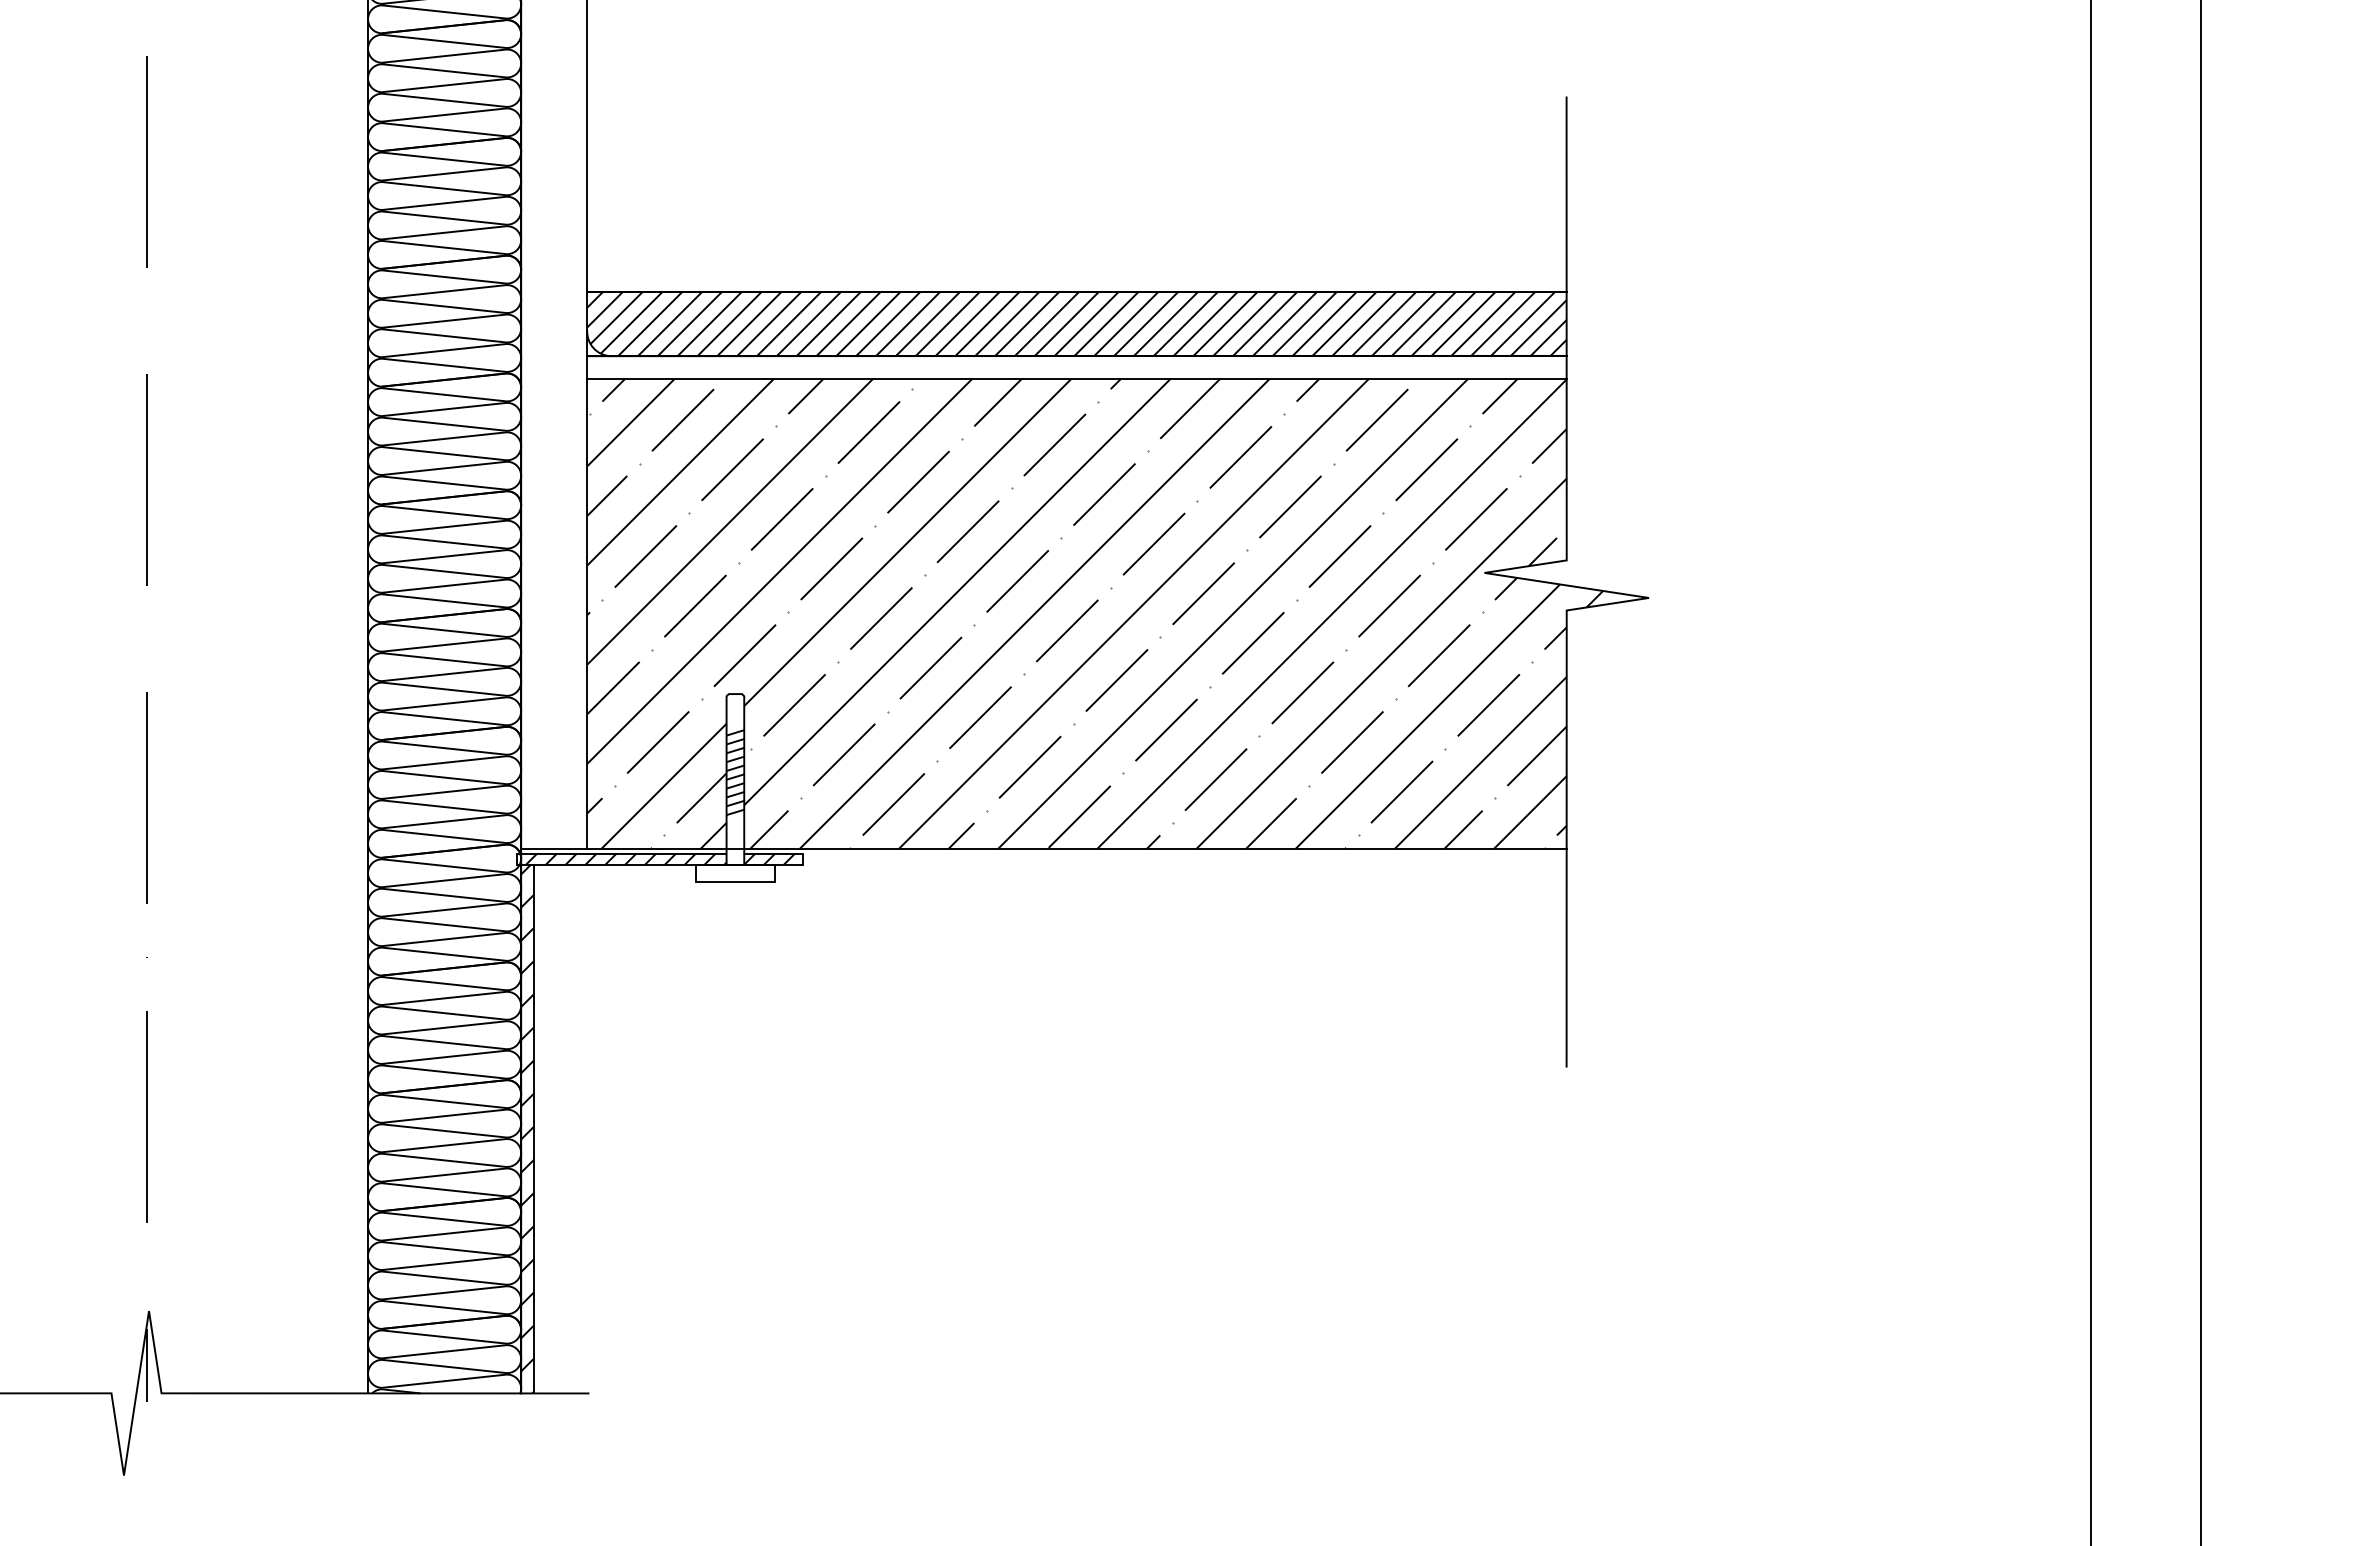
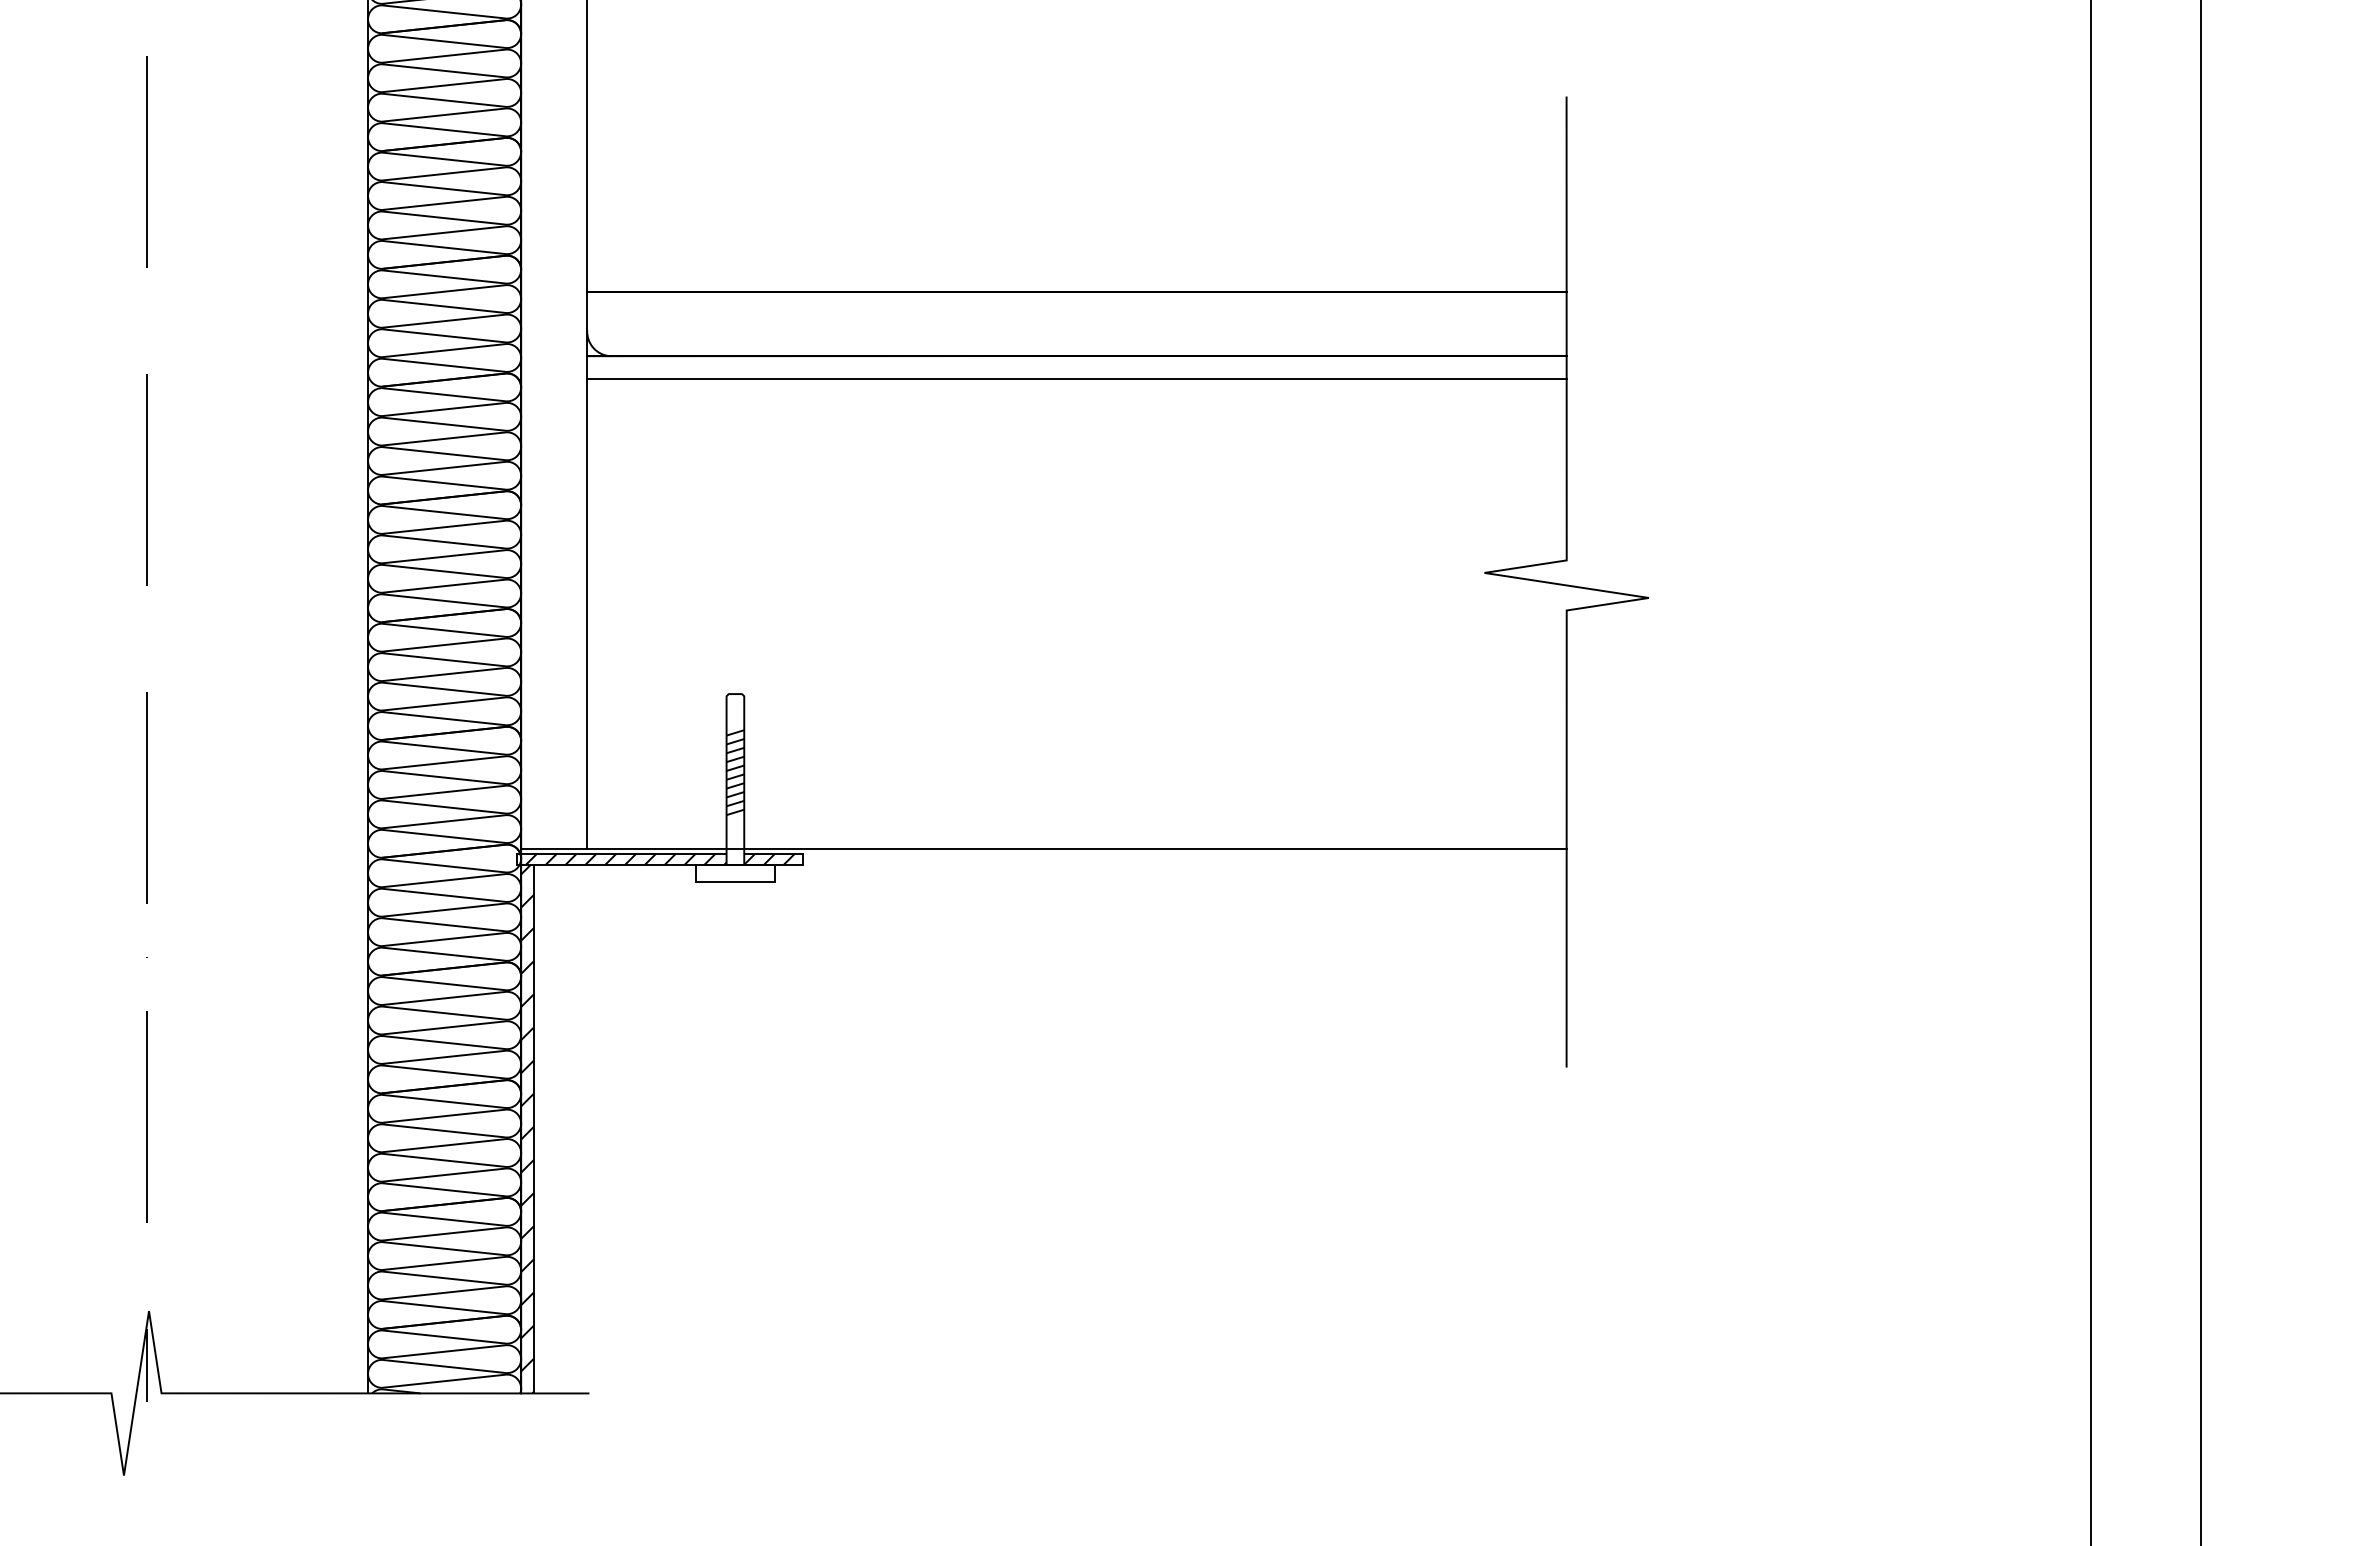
hatch: present -> none (1076, 323)
hatch: present -> none (1116, 613)
